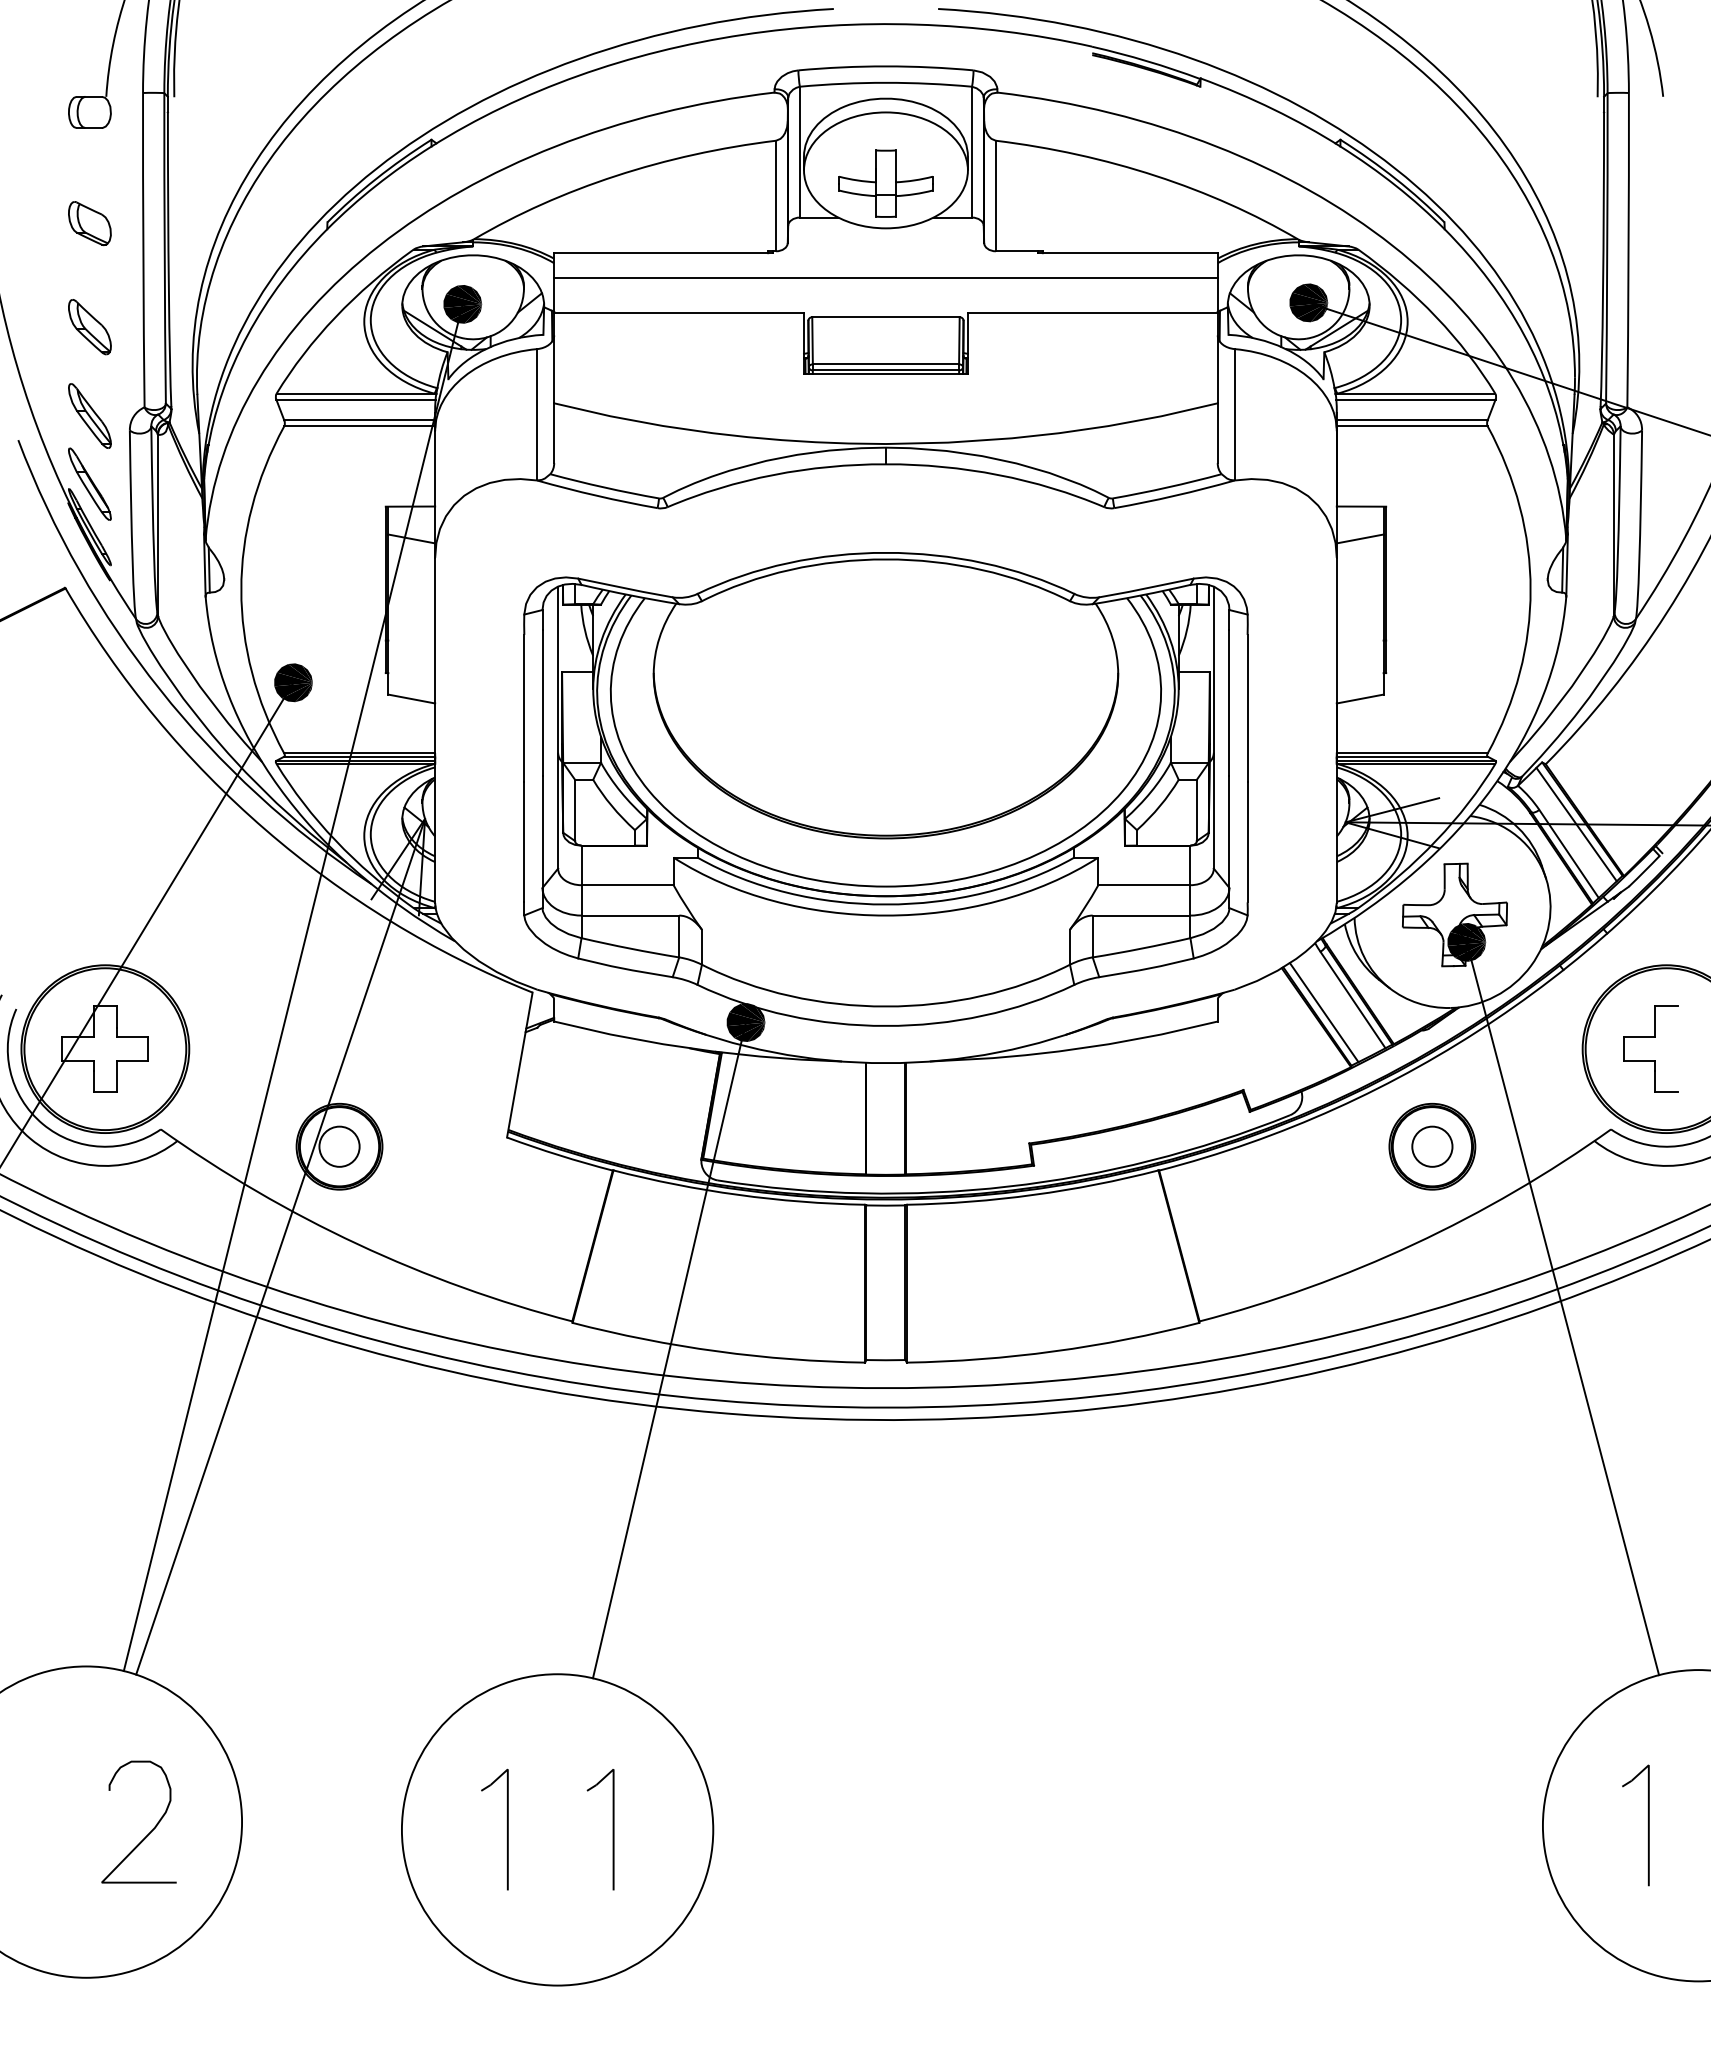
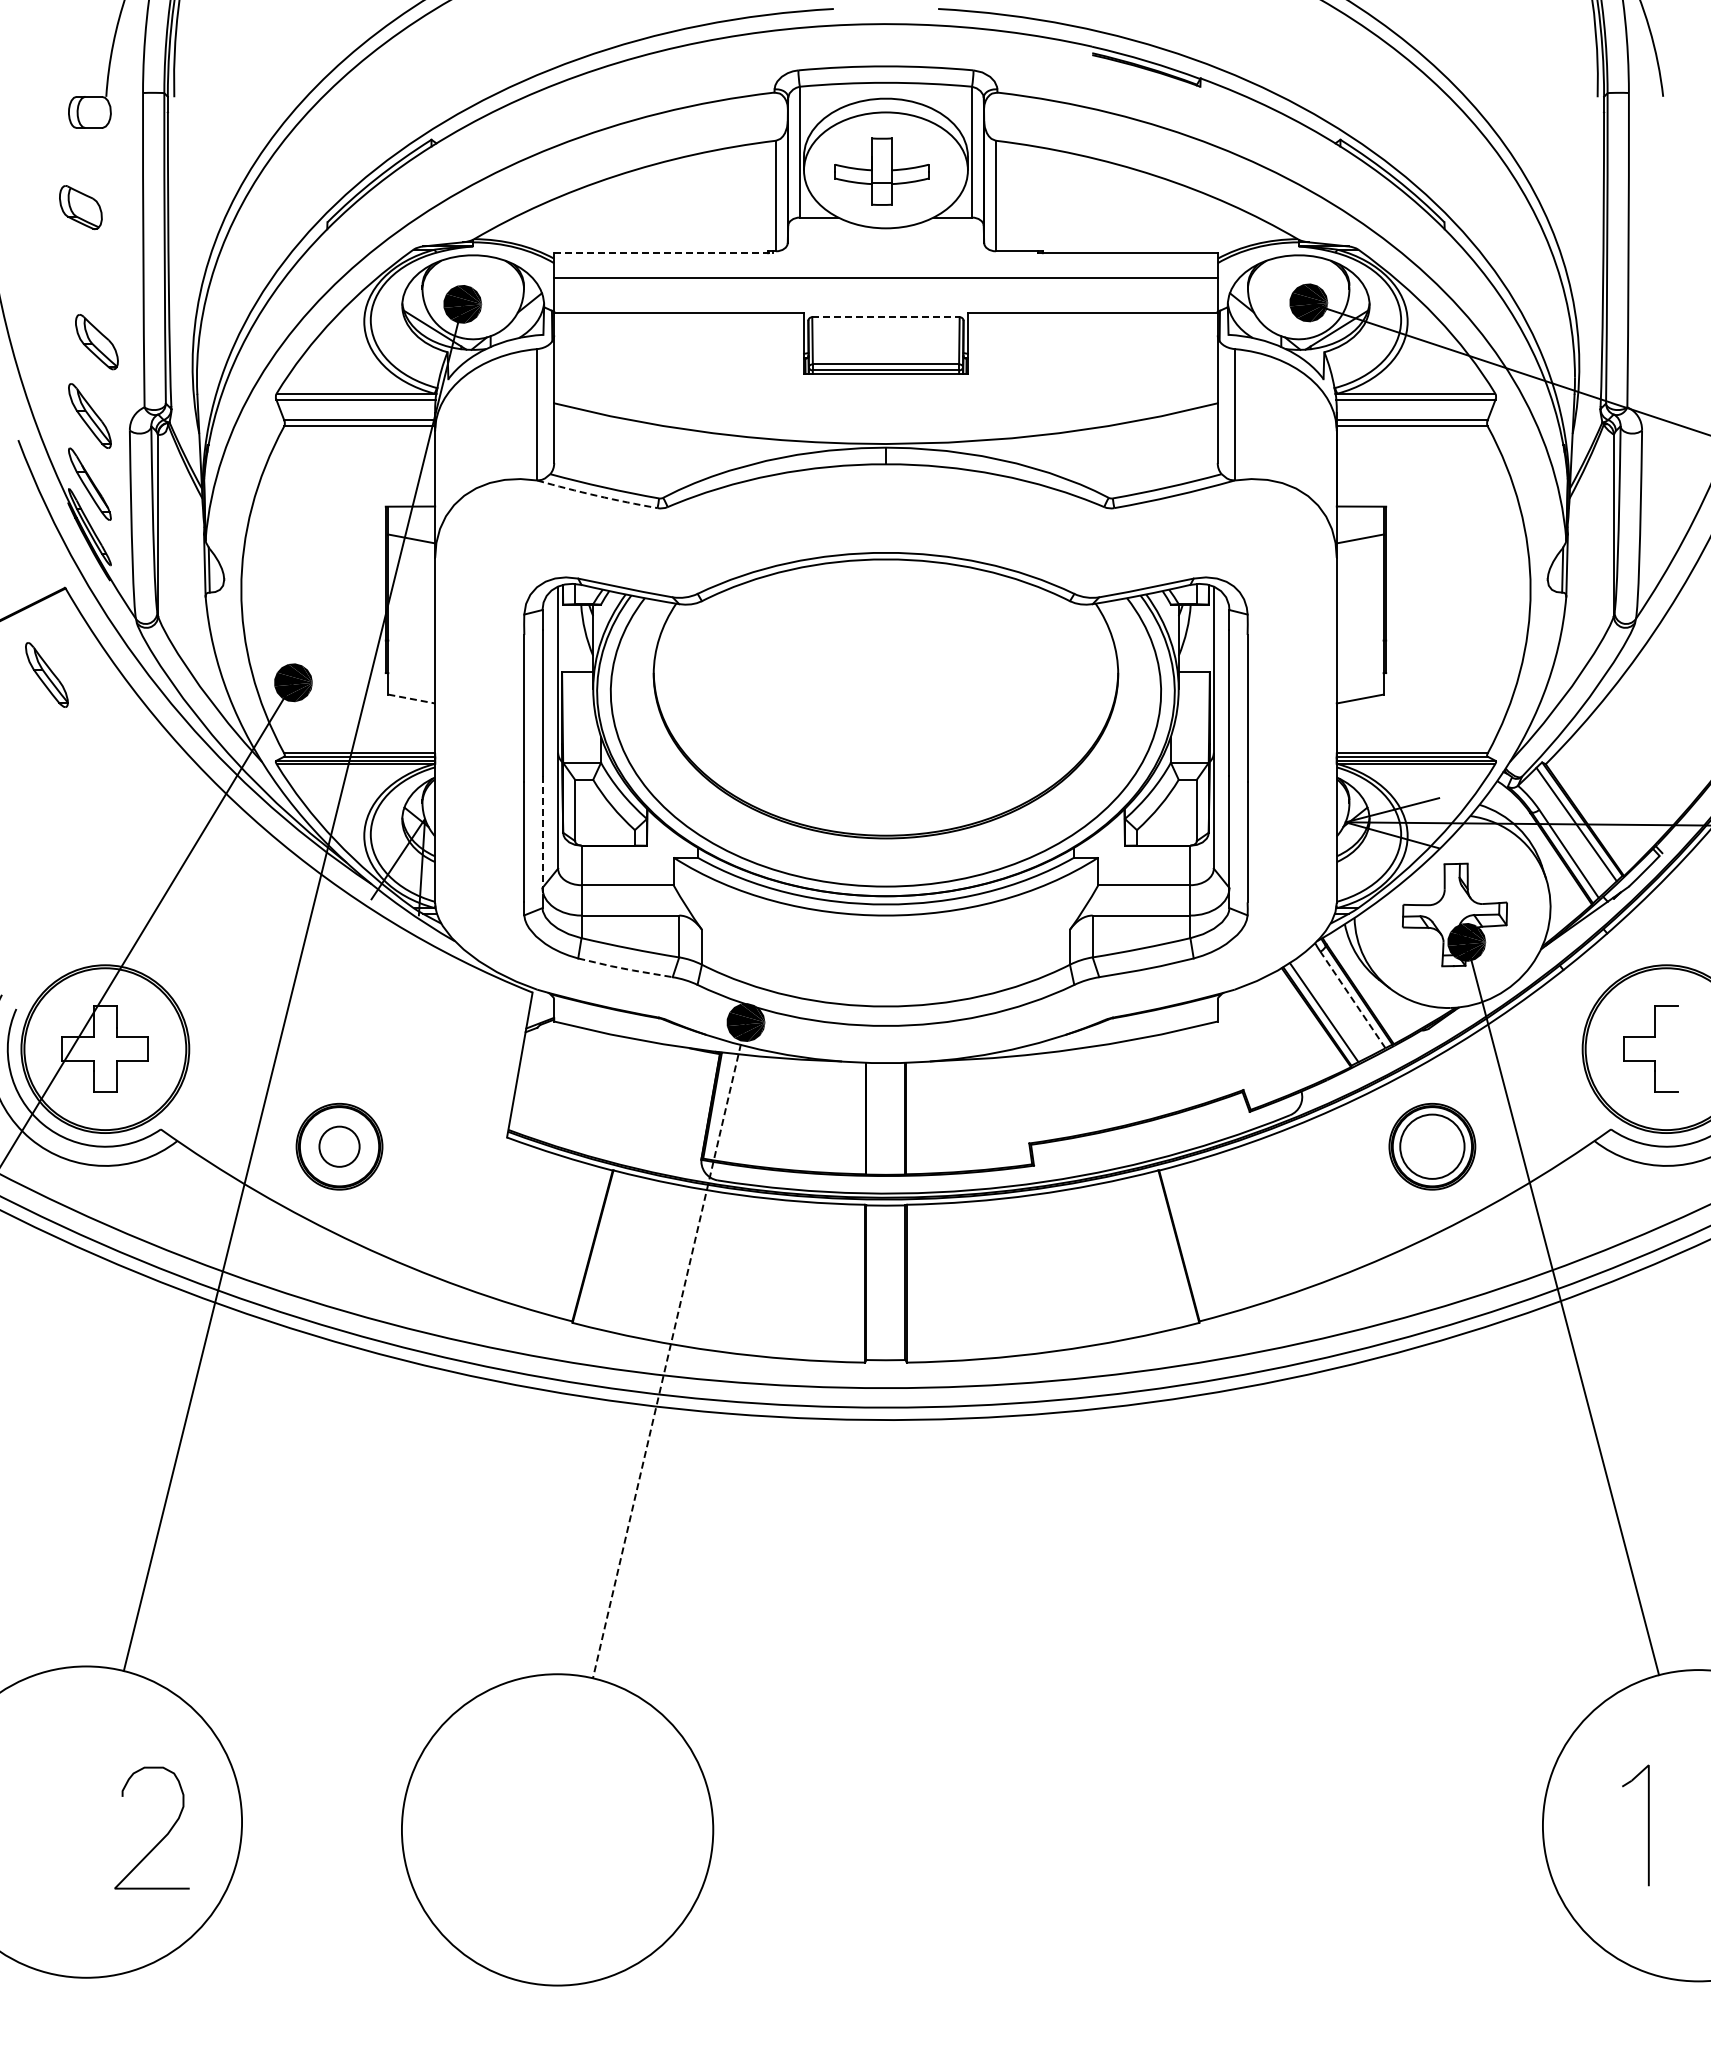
part position: (885, 183) -> (881, 171) (881, 171)
part position: (89, 223) -> (80, 207) (80, 207)
line: solid -> dashed (664, 253)
line: solid -> dashed (885, 317)
part position: (89, 327) -> (96, 342) (96, 342)
arc: solid -> dashed (597, 495)
part: none -> present (46, 674)
line: solid -> dashed (411, 699)
line: solid -> dashed (542, 836)
line: solid -> dashed (625, 969)
line: solid -> dashed (1352, 999)
circle diameter: 40 px -> 64 px (1432, 1146)
line: present -> none (280, 1246)
line: solid -> dashed (669, 1350)
part: present -> none (507, 1829)
part: present -> none (612, 1829)
curve position: (149, 1832) -> (162, 1838) (162, 1838)
